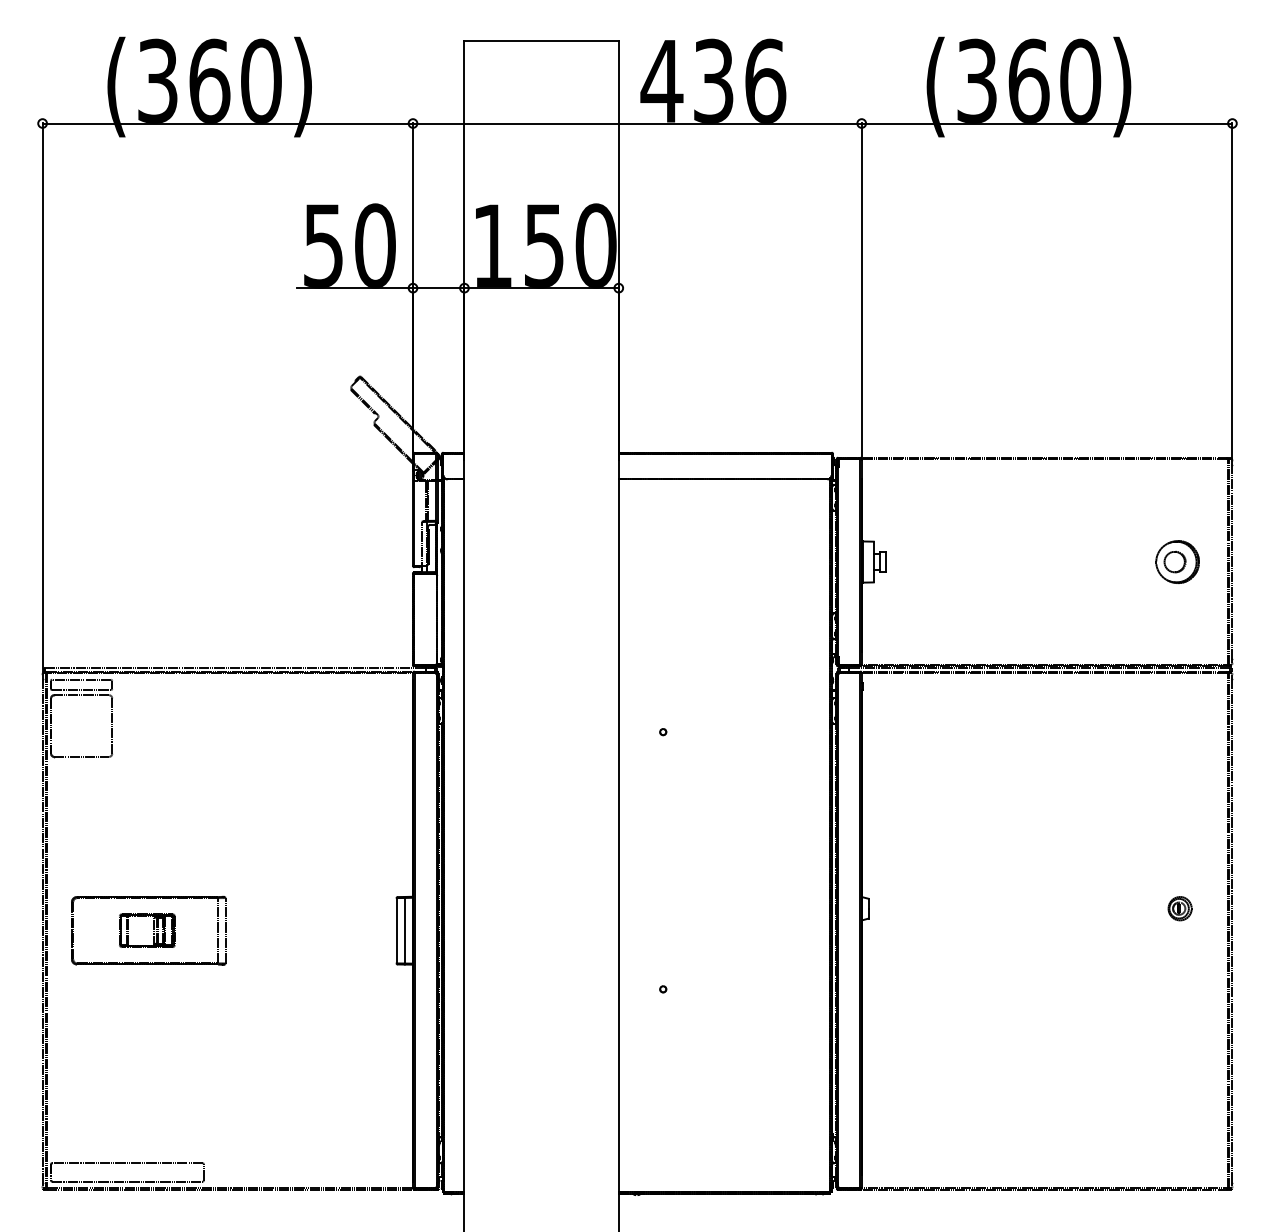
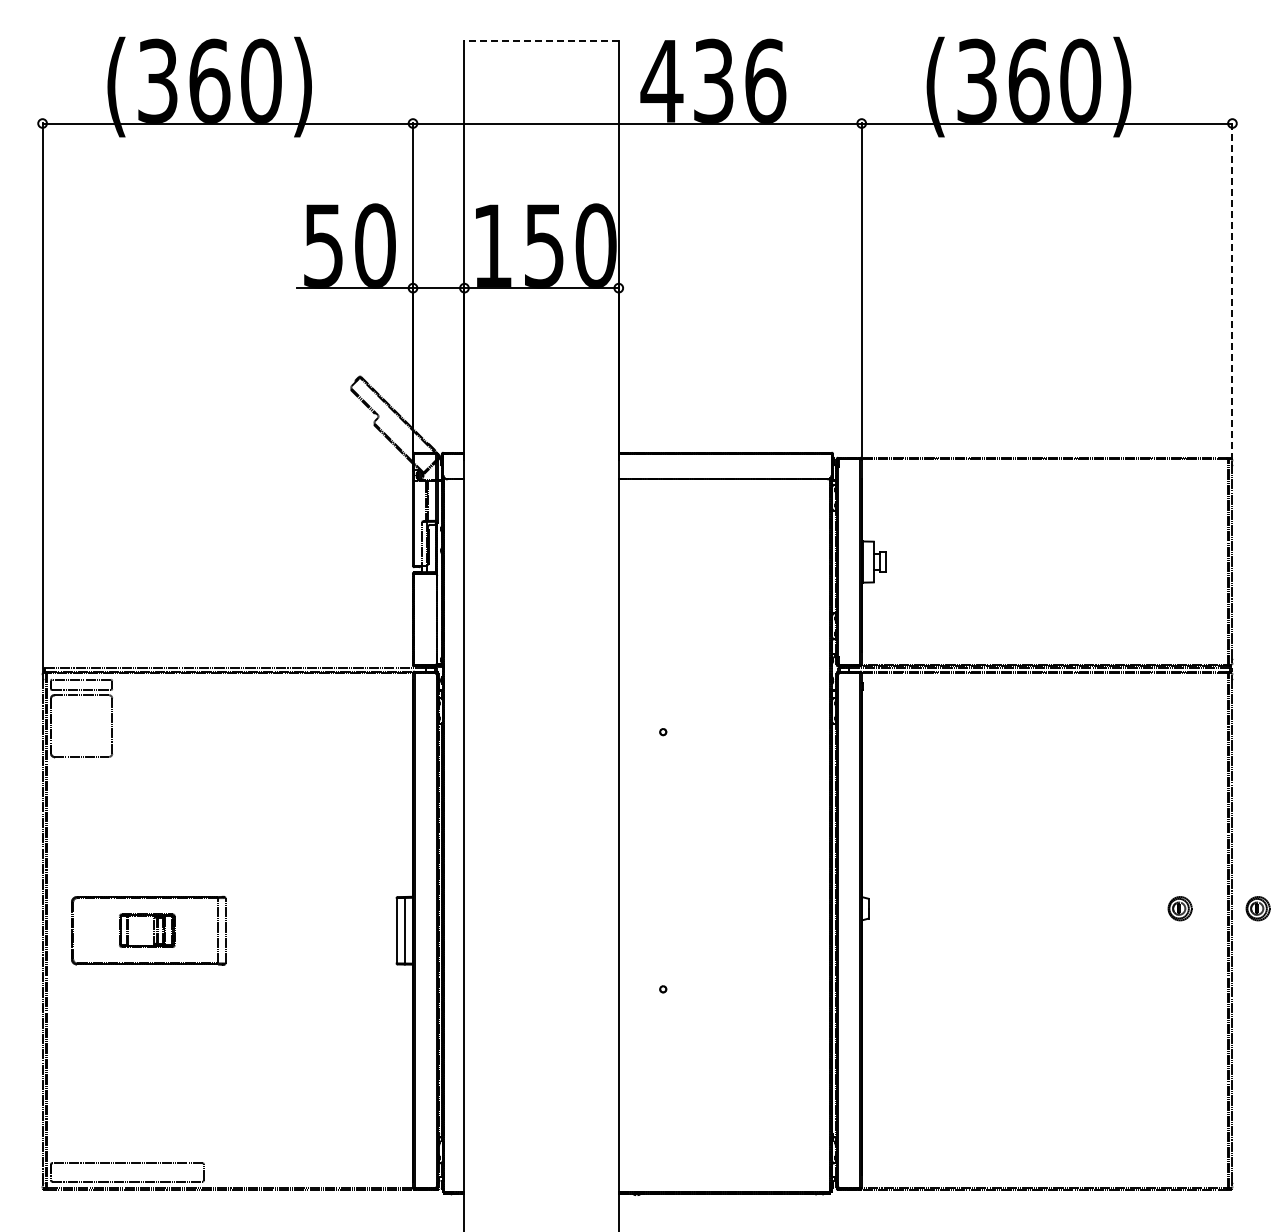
line: solid -> dashed (541, 41)
line: solid -> dashed (1232, 291)
part: present -> none (1177, 561)
part: none -> present (1257, 908)
